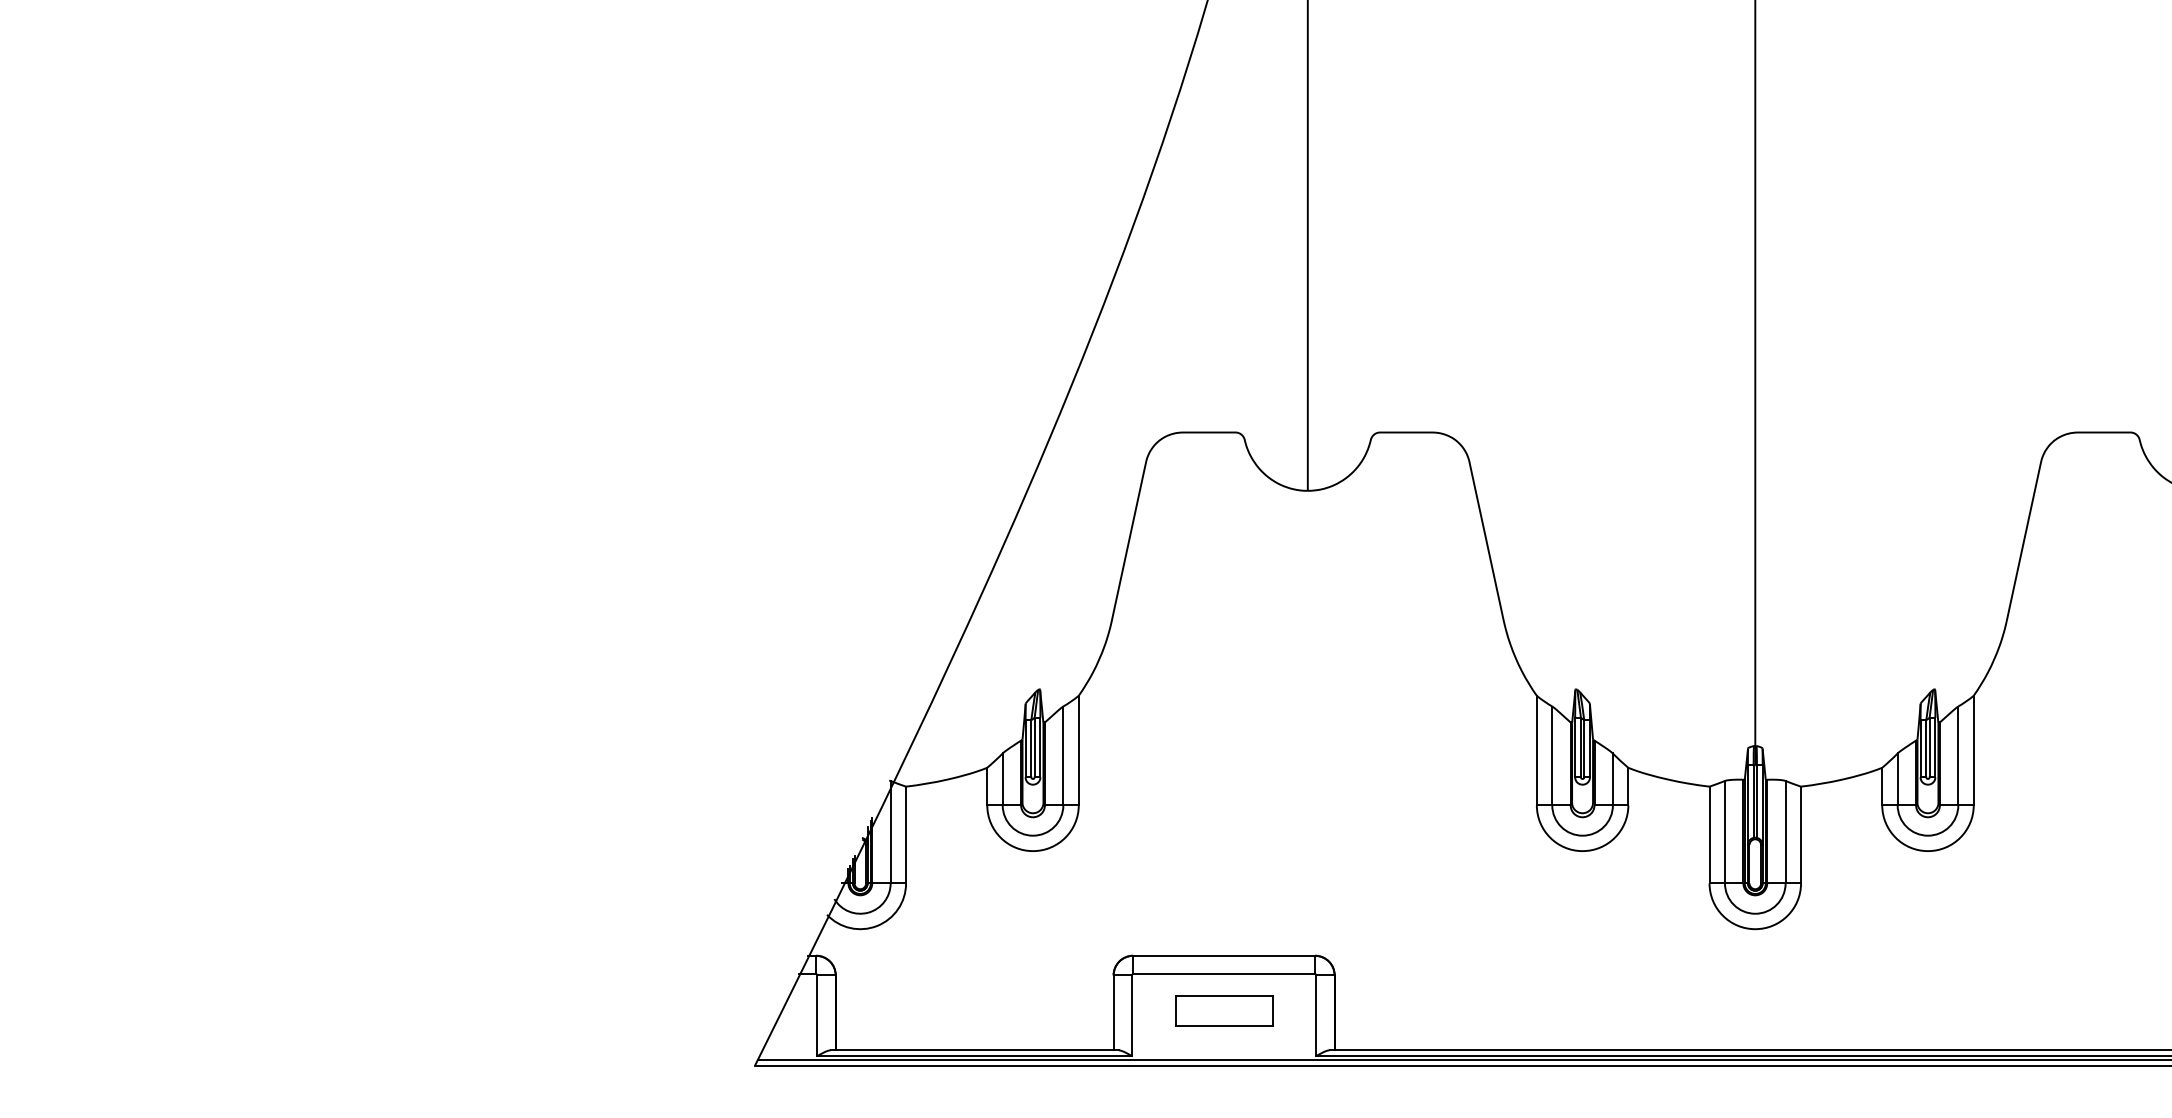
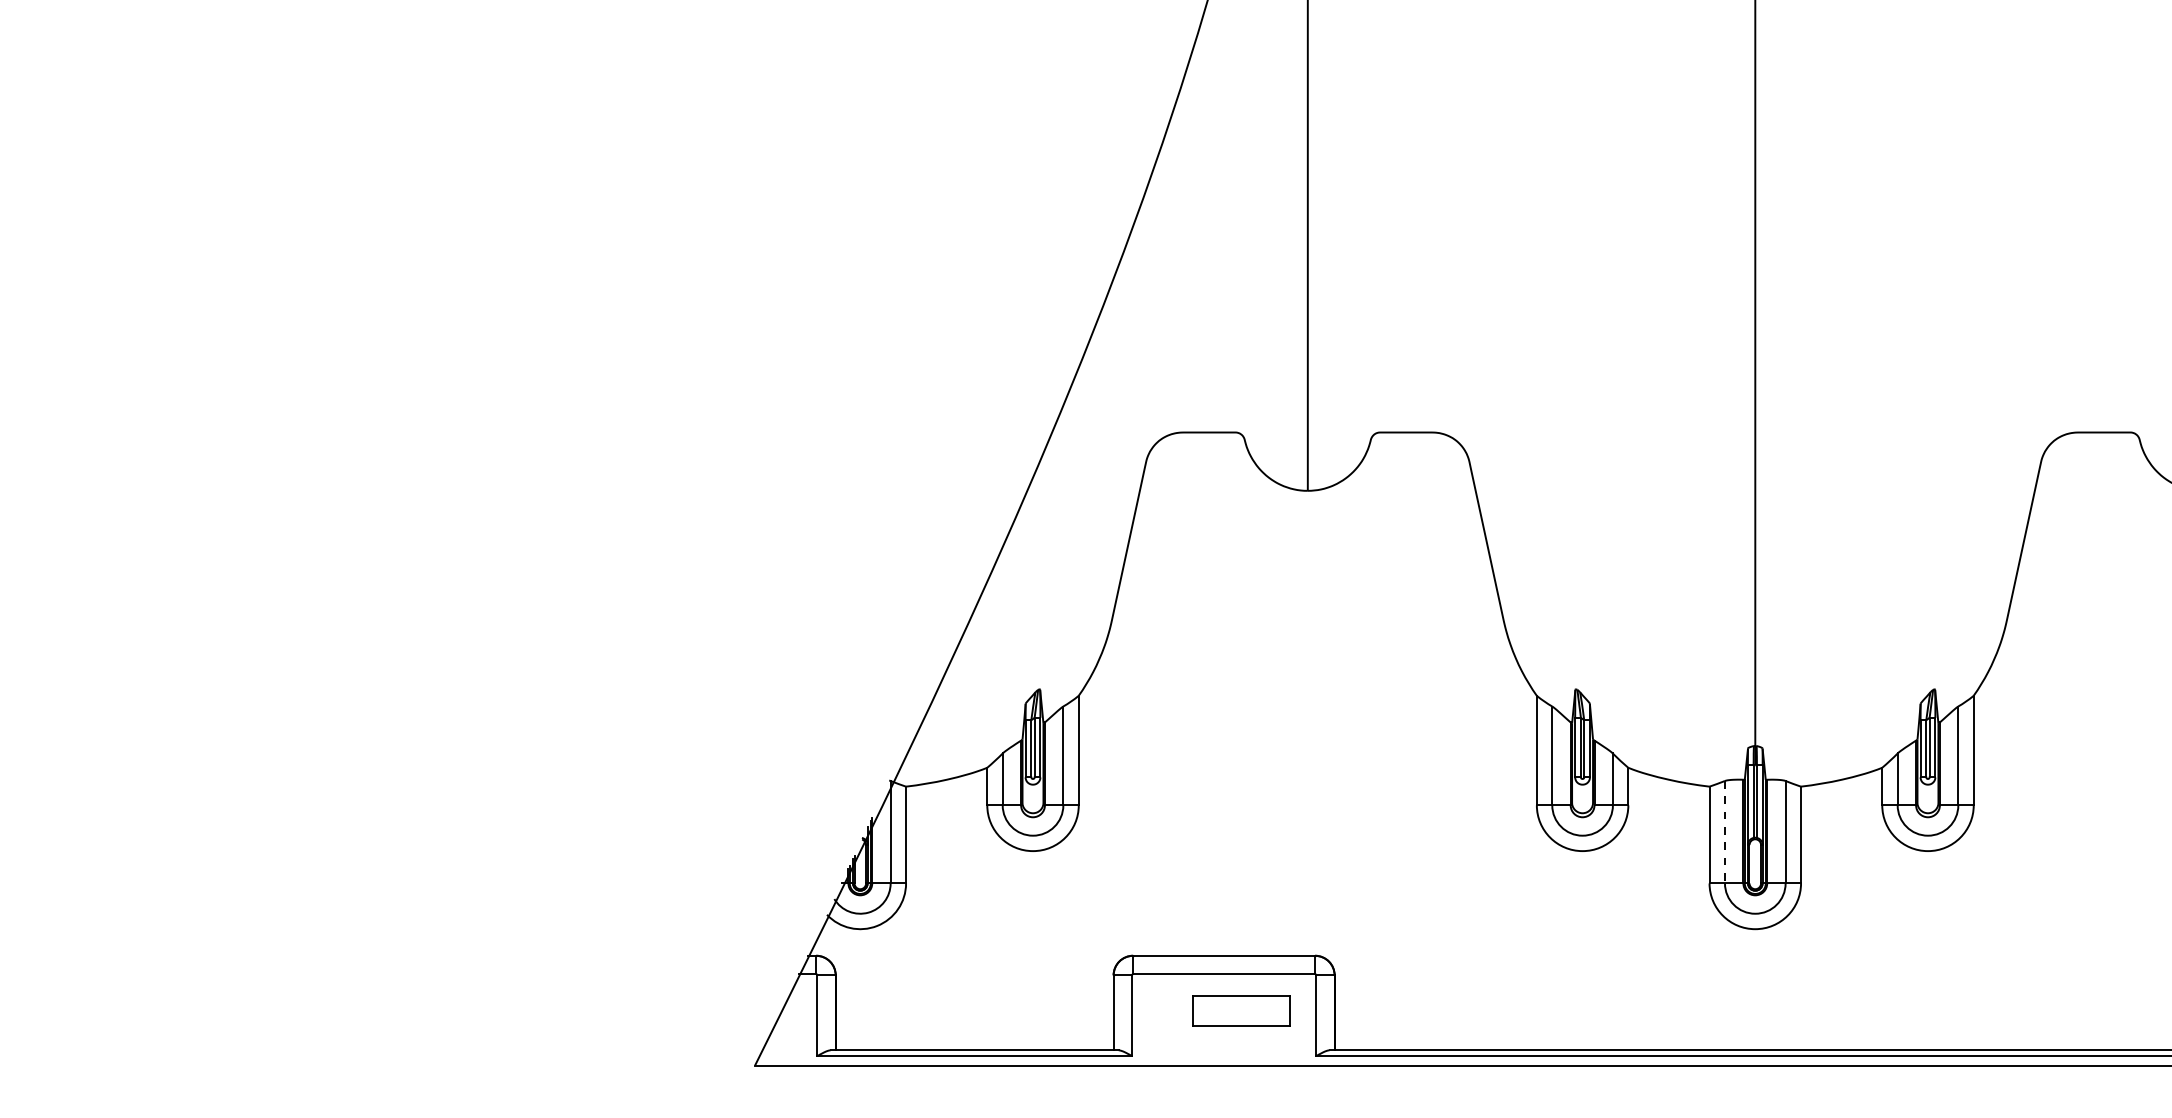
line: solid -> dashed (1724, 832)
part position: (1224, 1010) -> (1241, 1010) (1241, 1010)
line: present -> none (1462, 1059)
